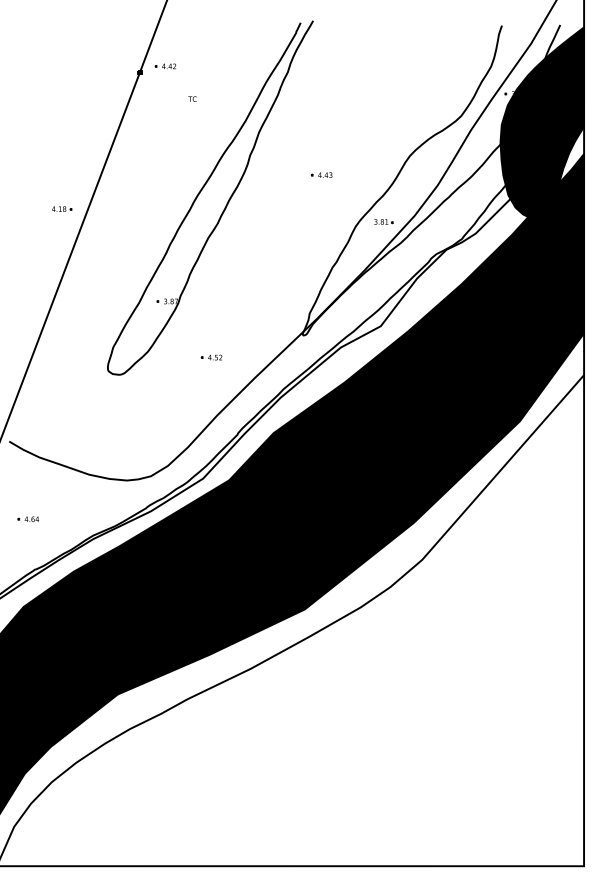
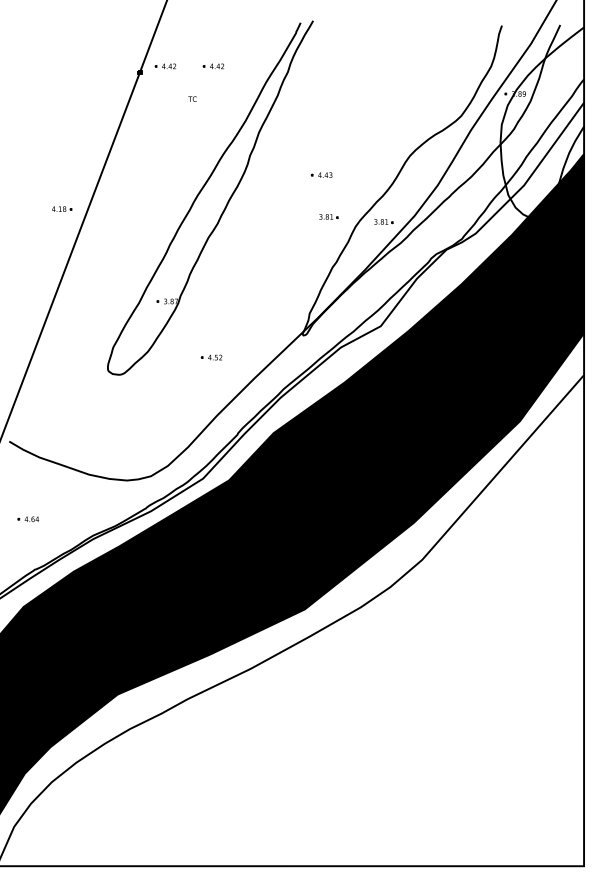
part: none -> present (212, 66)
fill: present -> none (542, 122)
part: none -> present (328, 216)
